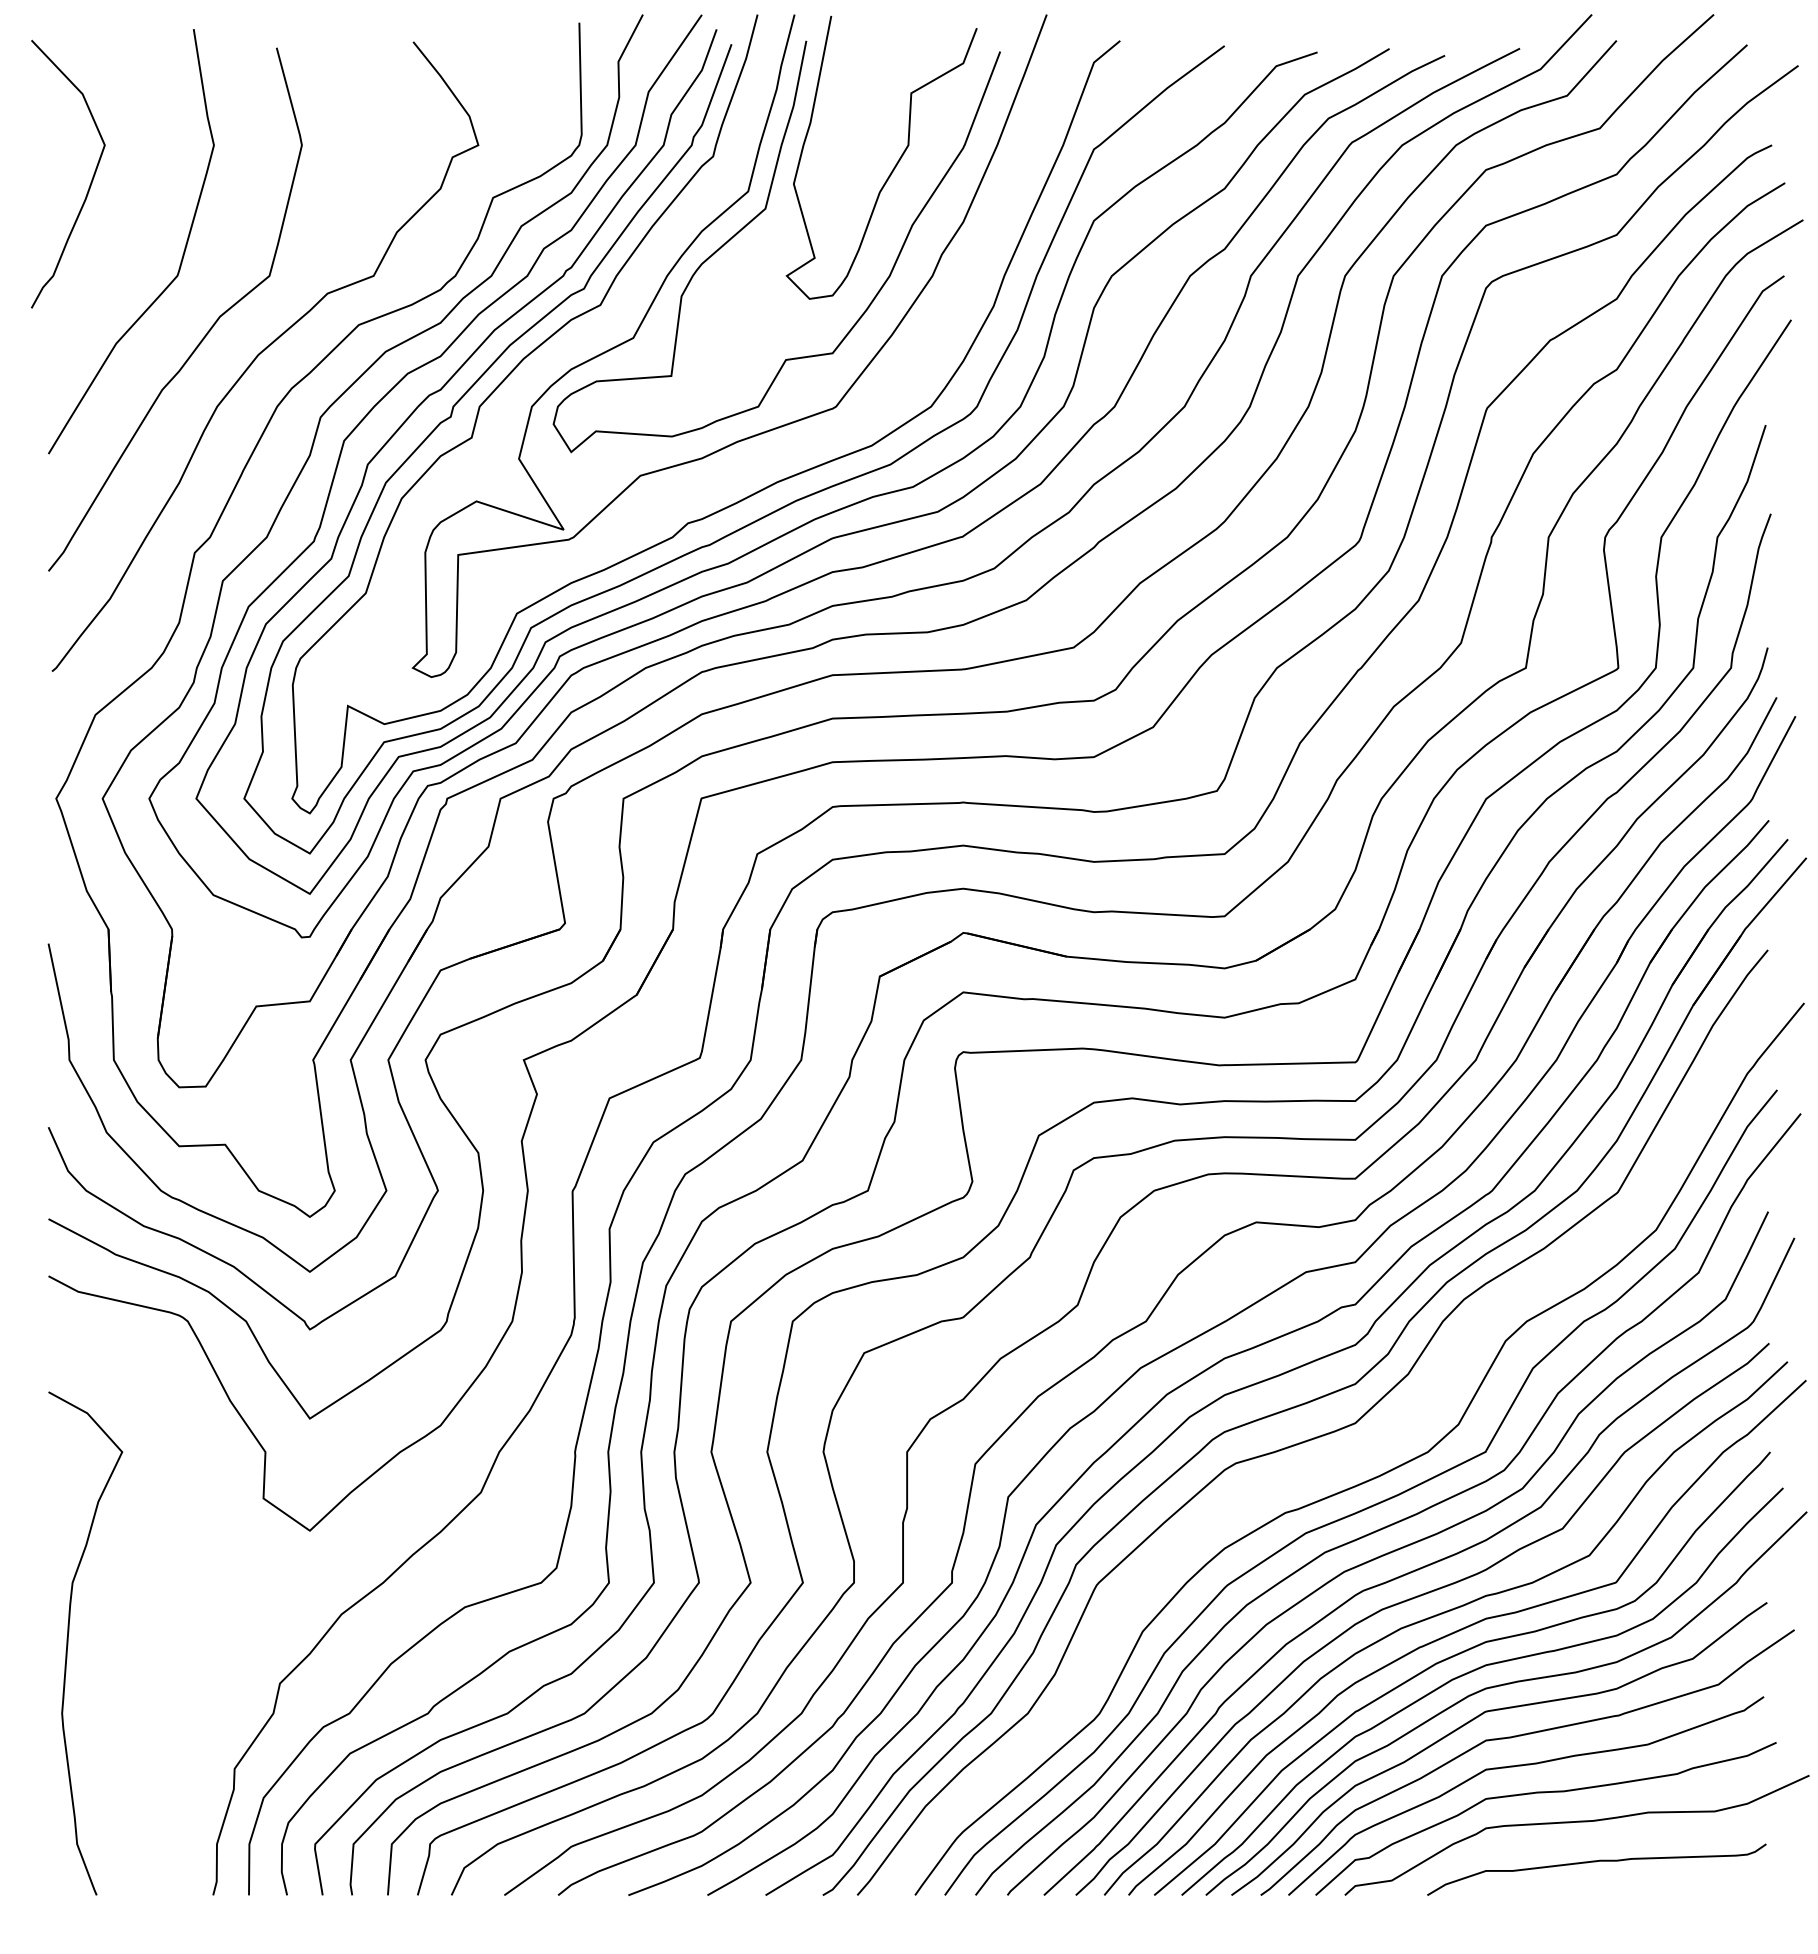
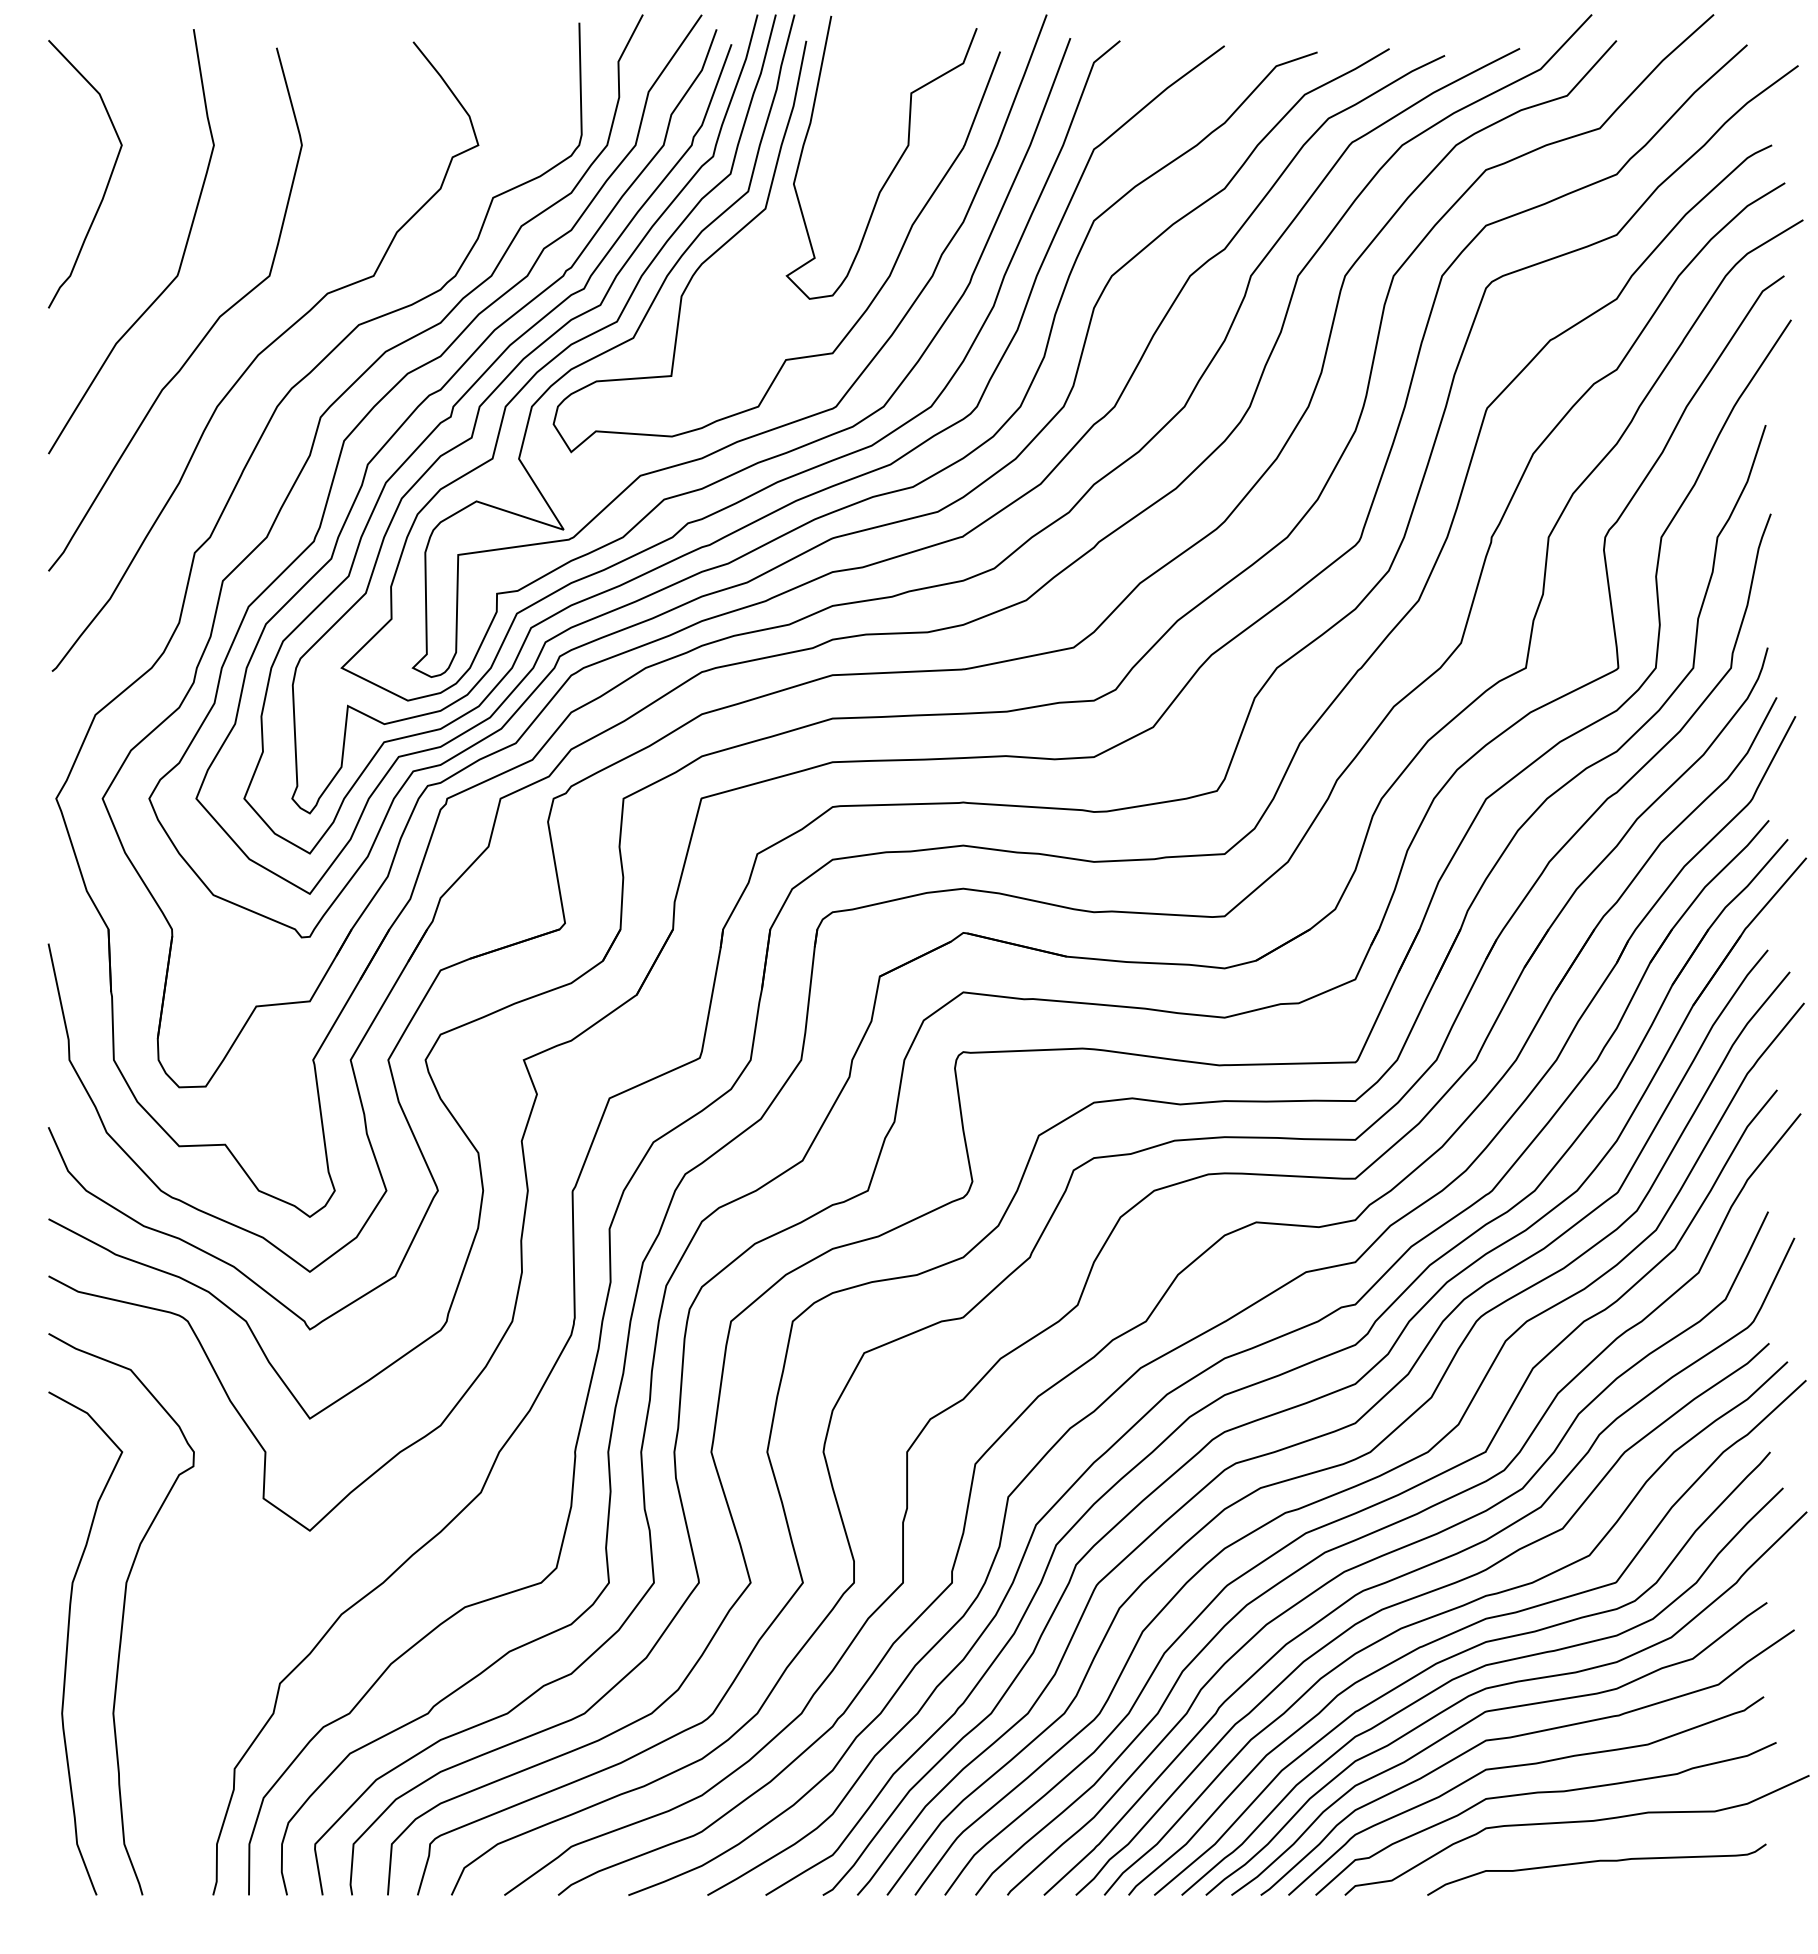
curve position: (90, 182) -> (107, 182) (107, 182)
curve: none -> present (624, 310)
curve: none -> present (1351, 1459)
curve: none -> present (122, 1614)
